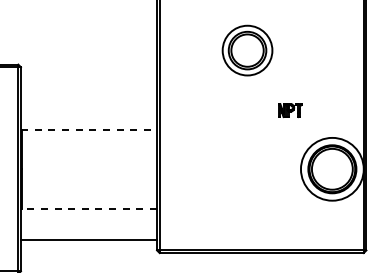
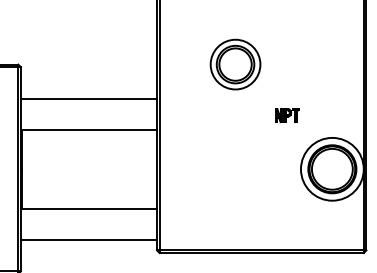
part position: (247, 50) -> (235, 64) (235, 64)
line: none -> present (88, 98)
part position: (290, 110) -> (287, 115) (287, 115)
line: dashed -> solid (89, 130)
line: dashed -> solid (88, 208)
